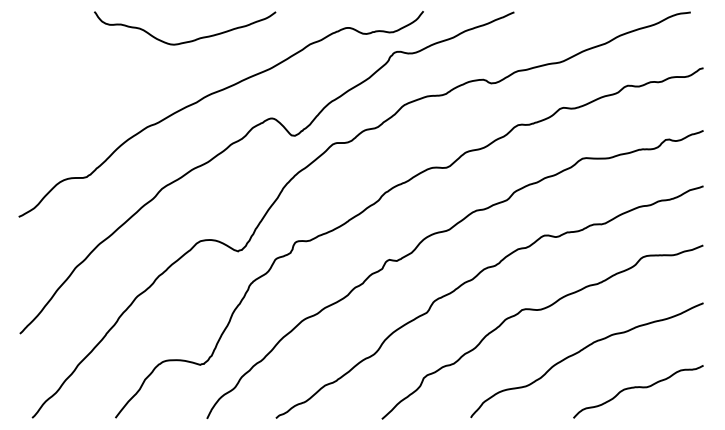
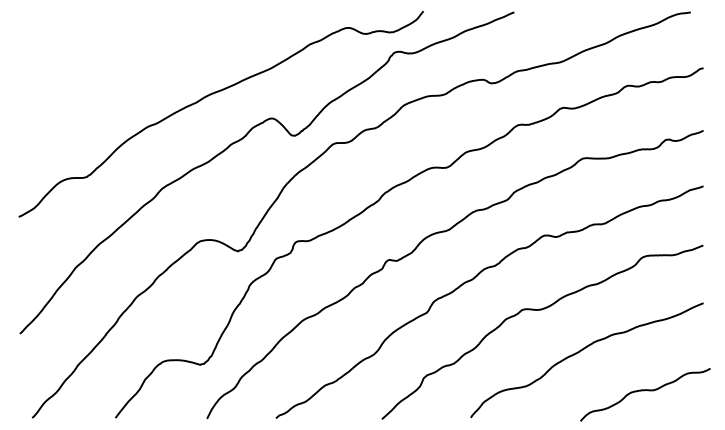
curve: present -> none (189, 40)
curve position: (637, 388) -> (644, 391) (644, 391)
